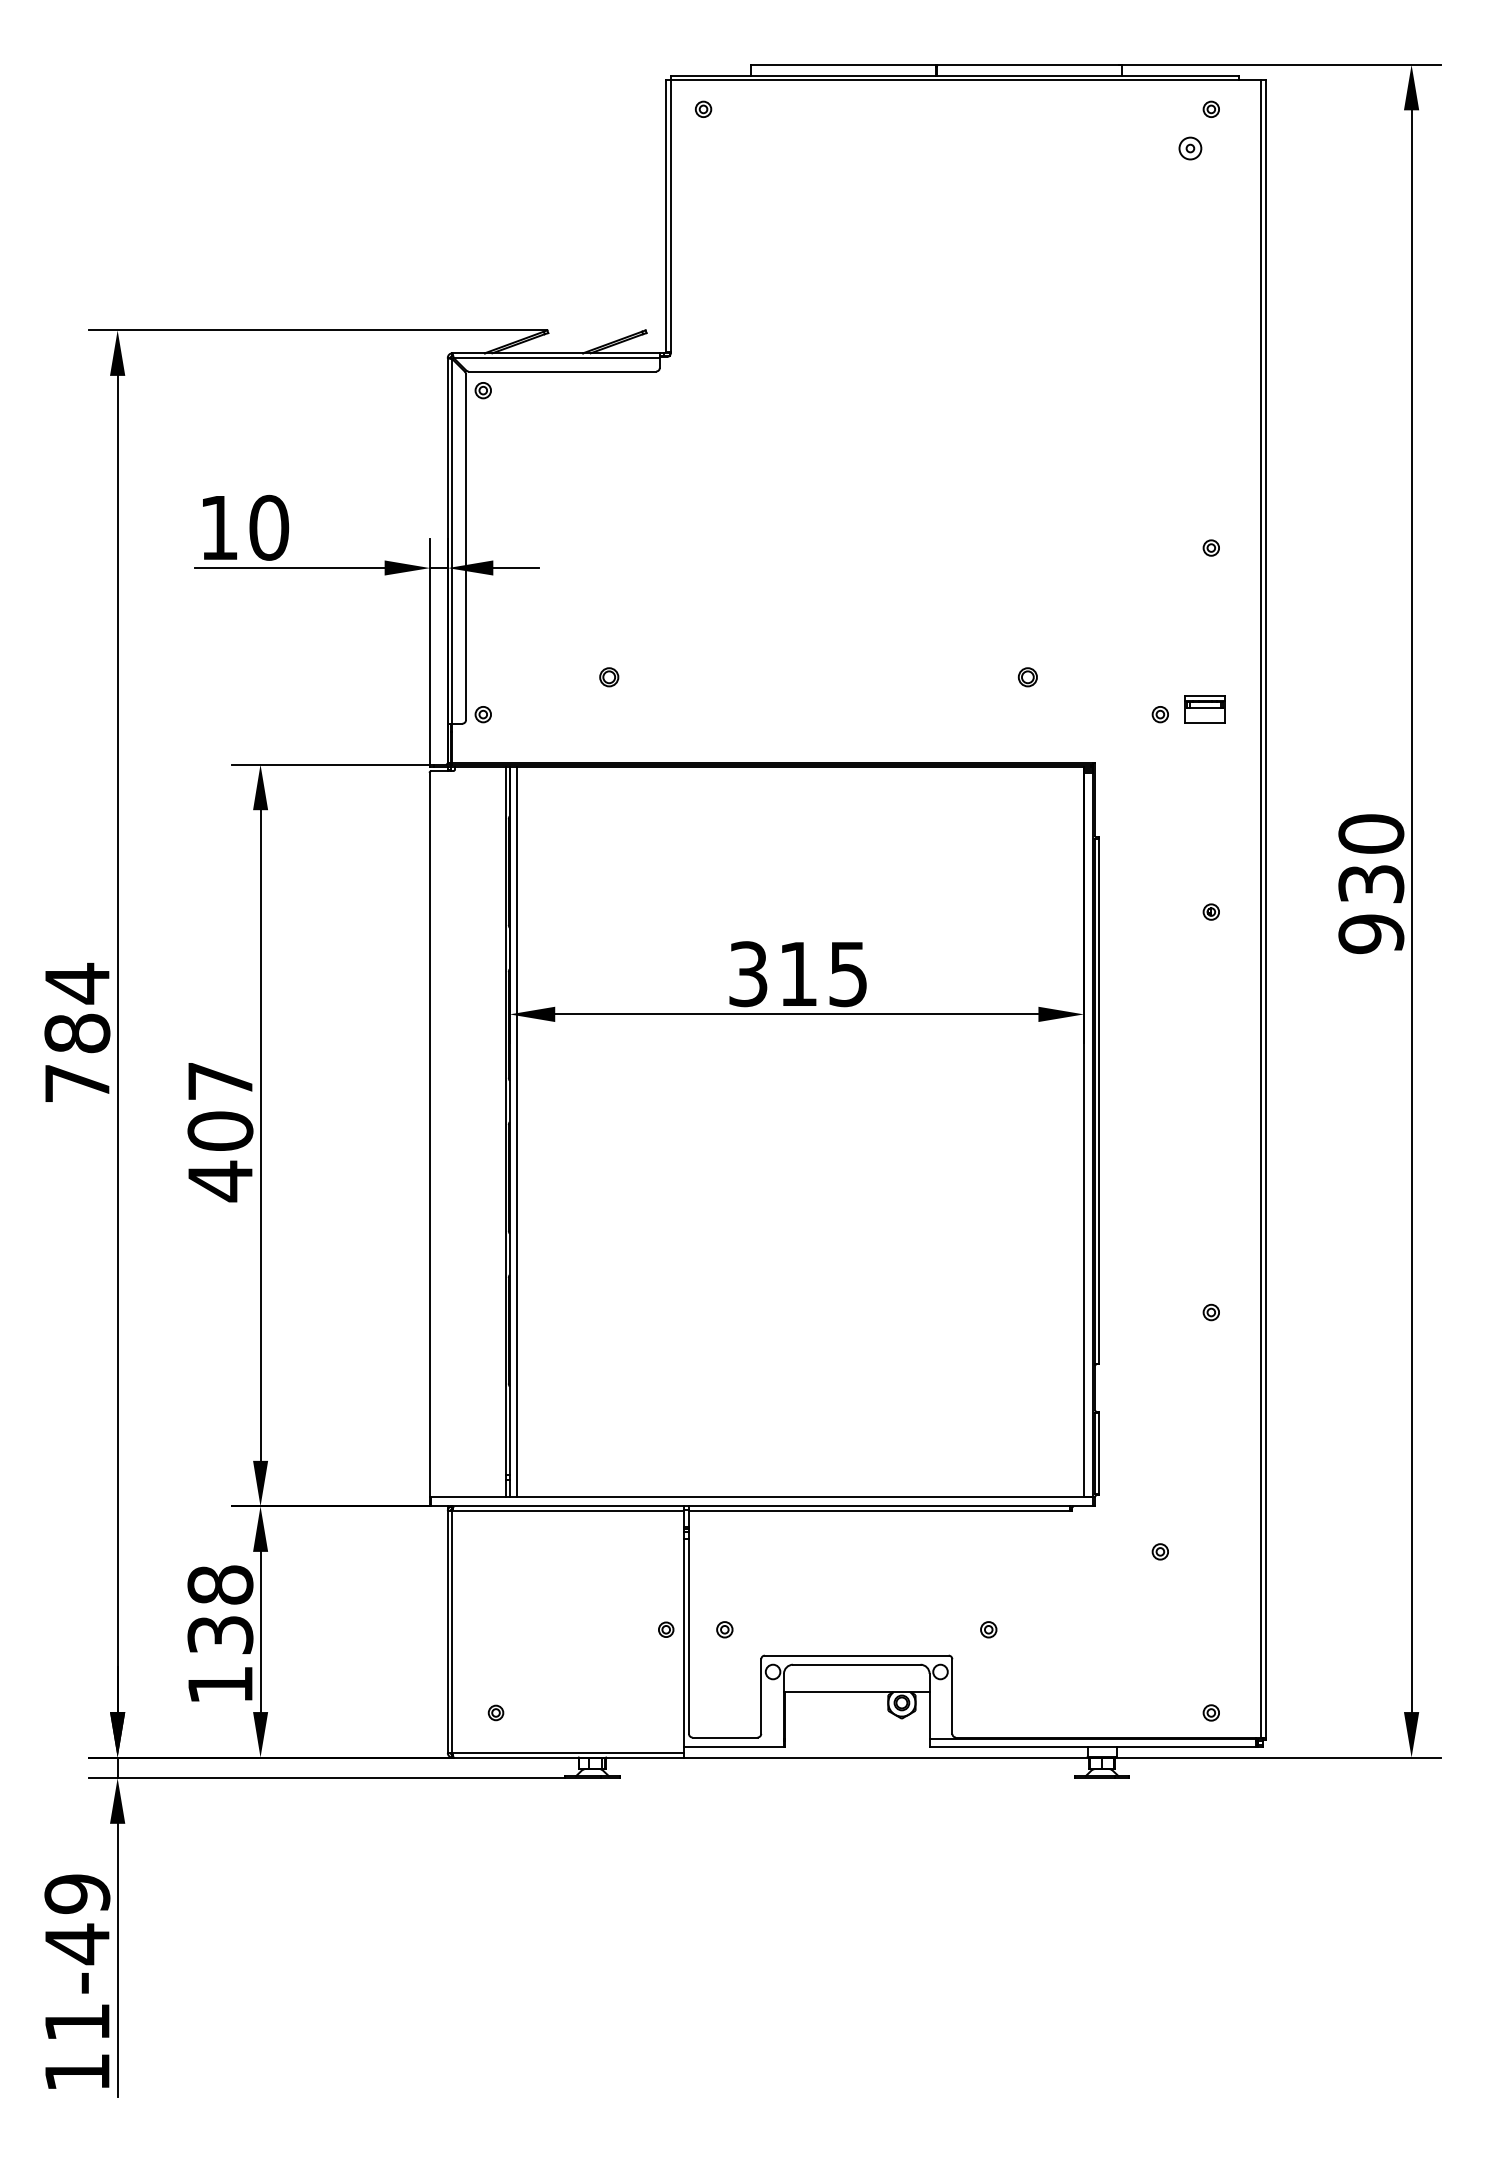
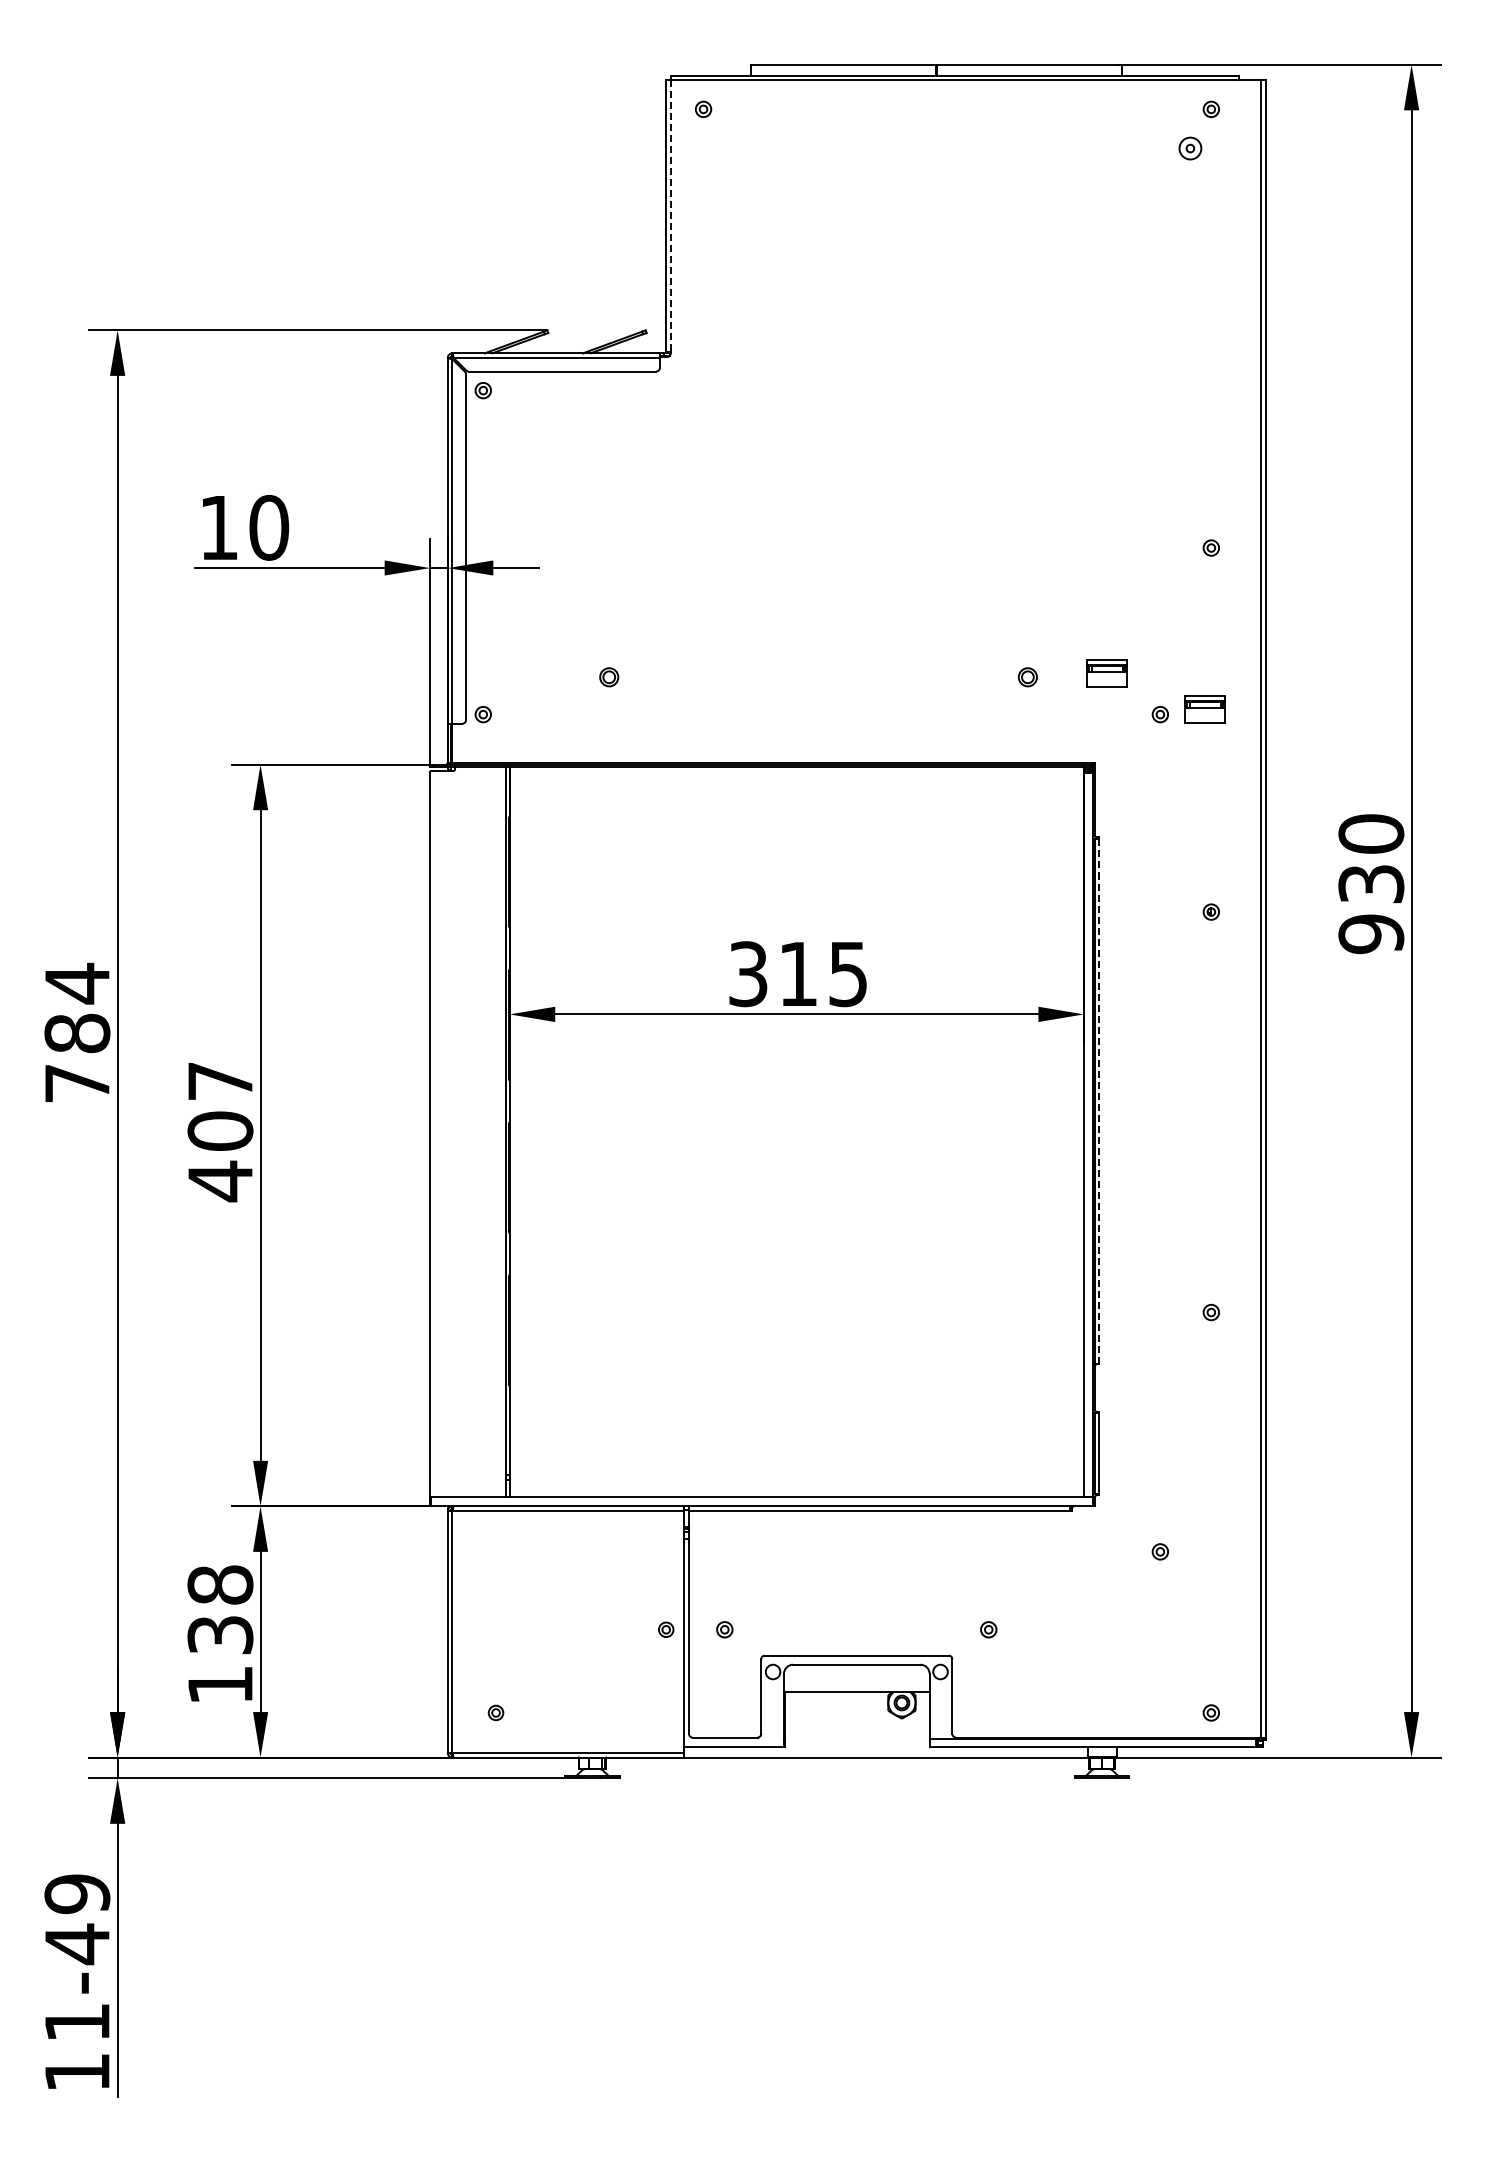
line: solid -> dashed (670, 215)
part: none -> present (1106, 673)
line: solid -> dashed (1099, 1100)
line: present -> none (516, 1132)
